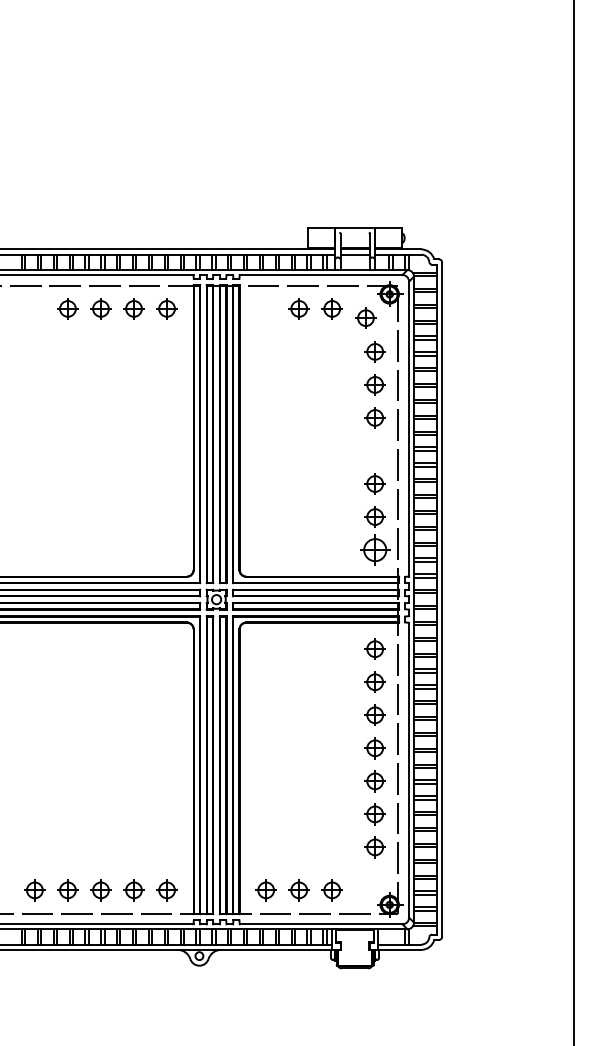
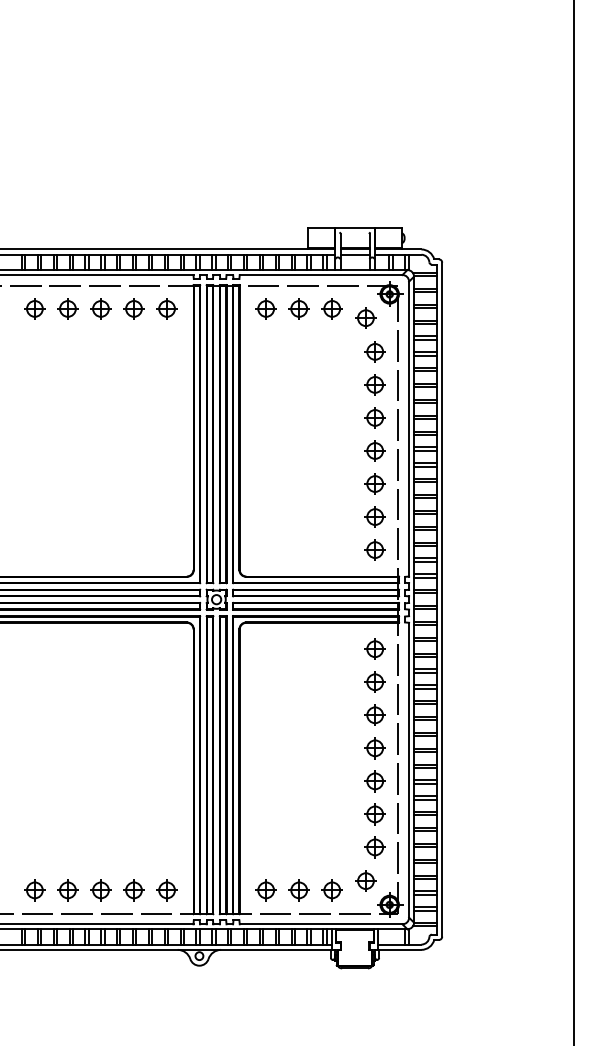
part: none -> present (34, 308)
part: none -> present (265, 308)
part: none -> present (374, 450)
part size: 31x32 px -> 22x22 px (374, 549)
part: none -> present (365, 880)
